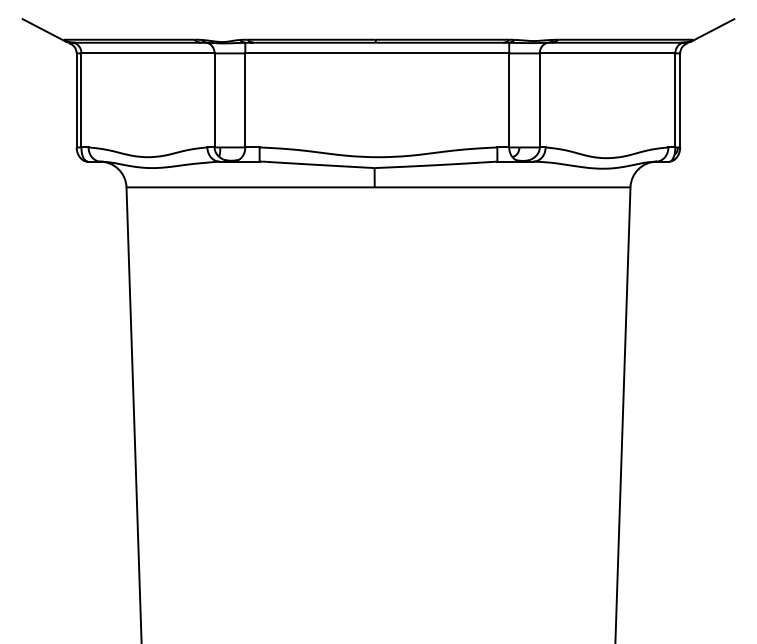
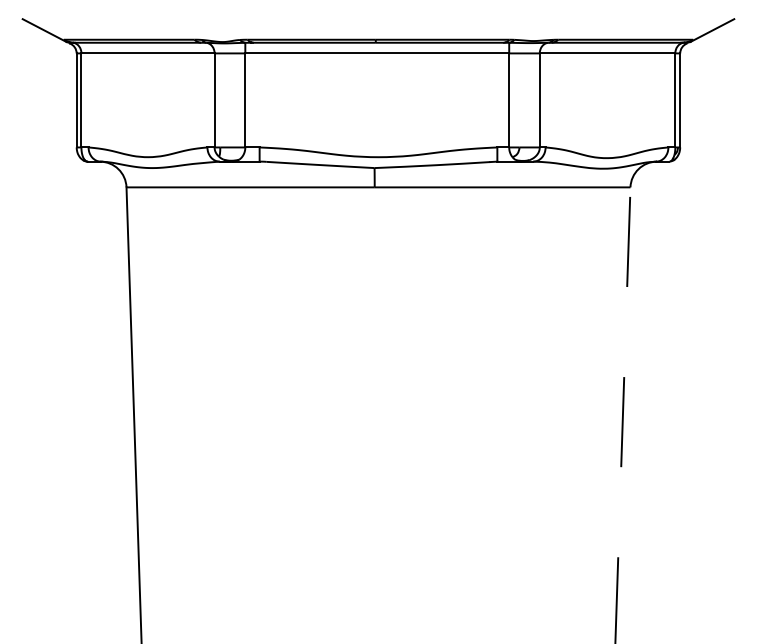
line: solid -> dashed (622, 414)
